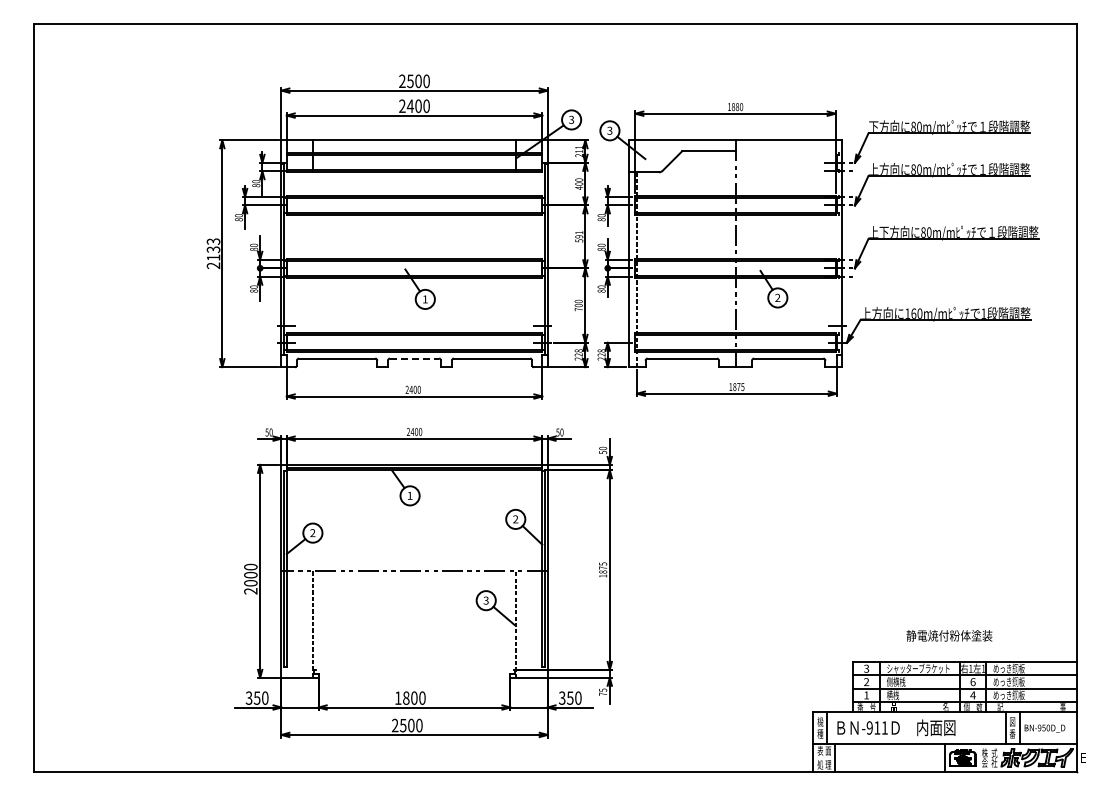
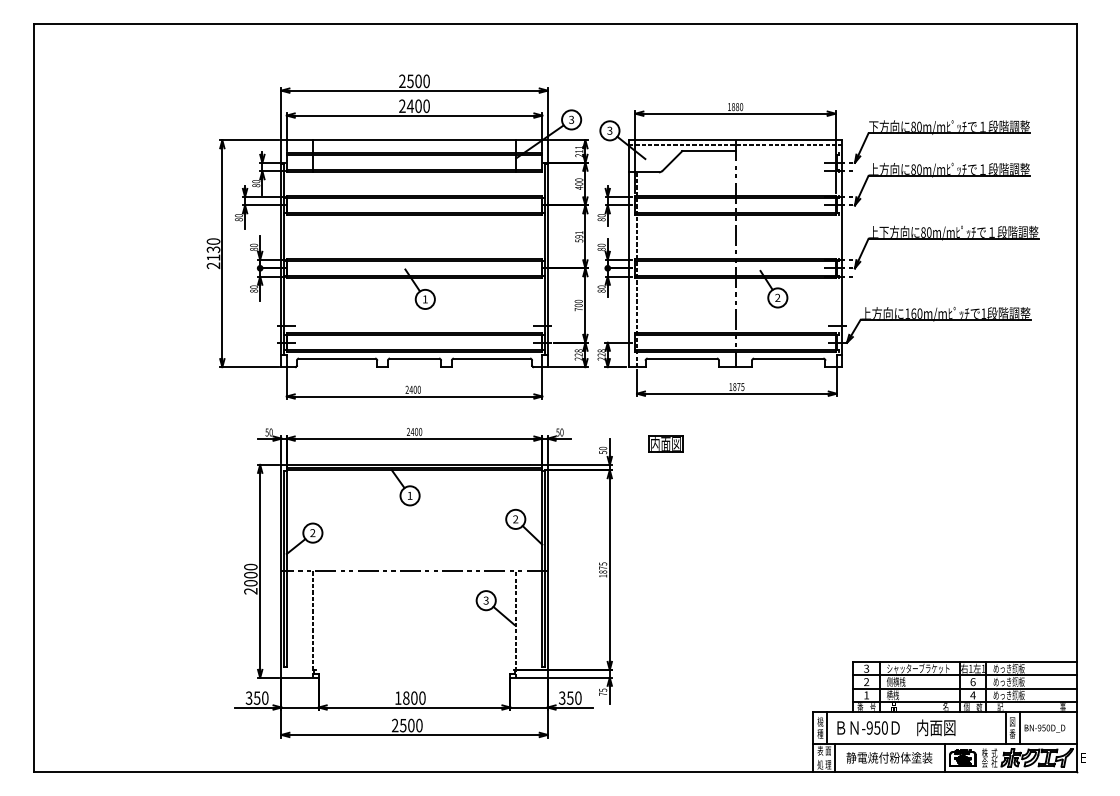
line: none -> present (735, 145)
text: 2133 -> 2130 (213, 241)
line: dashed -> solid (415, 358)
part: none -> present (665, 443)
text position: (949, 635) -> (889, 757) (889, 757)
text: -911 -> -950 (880, 727)
